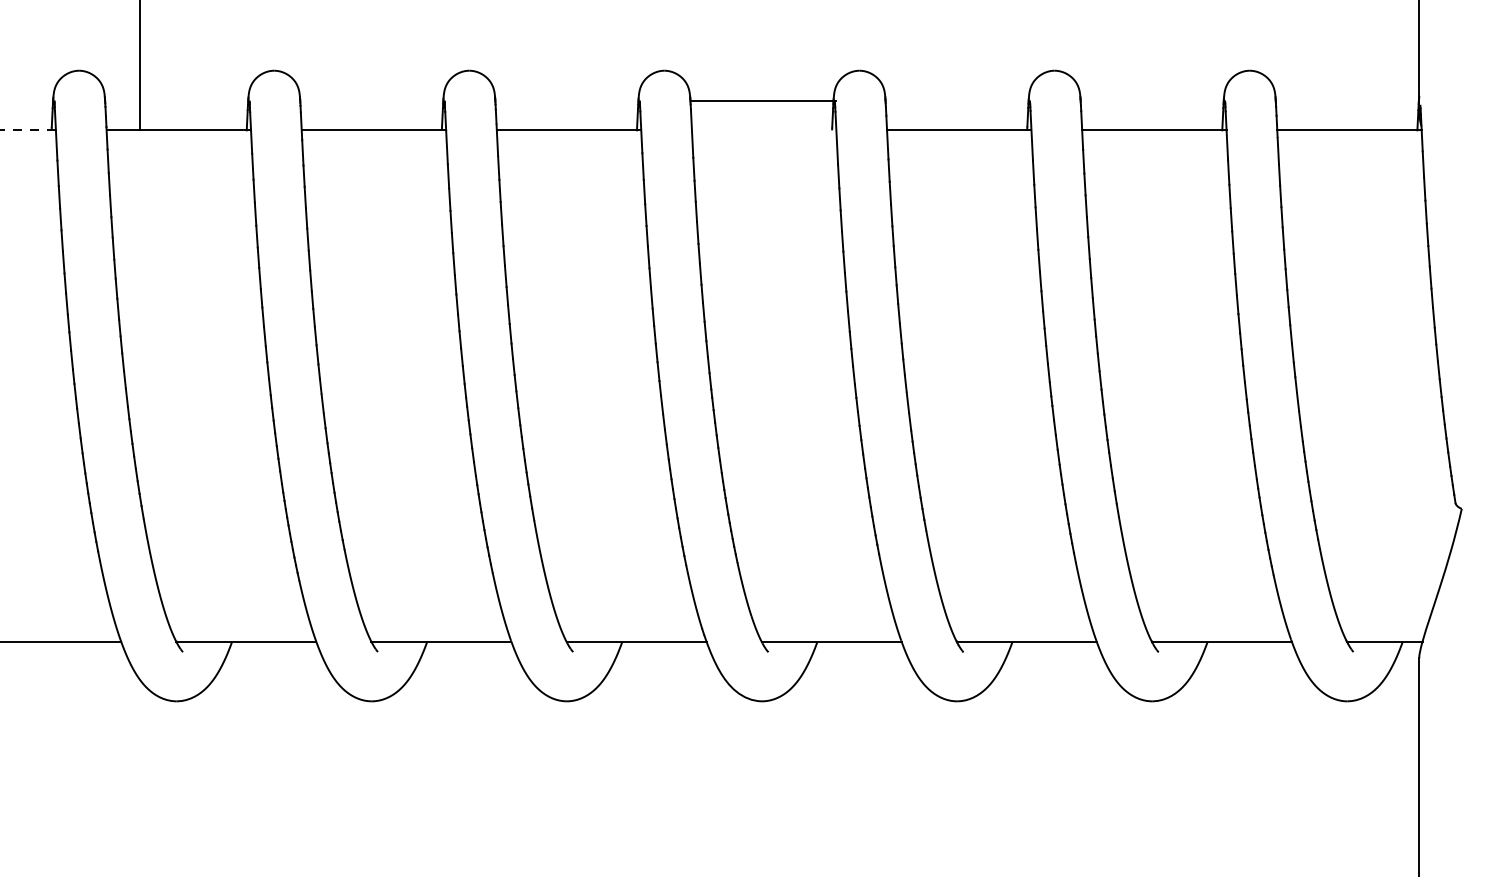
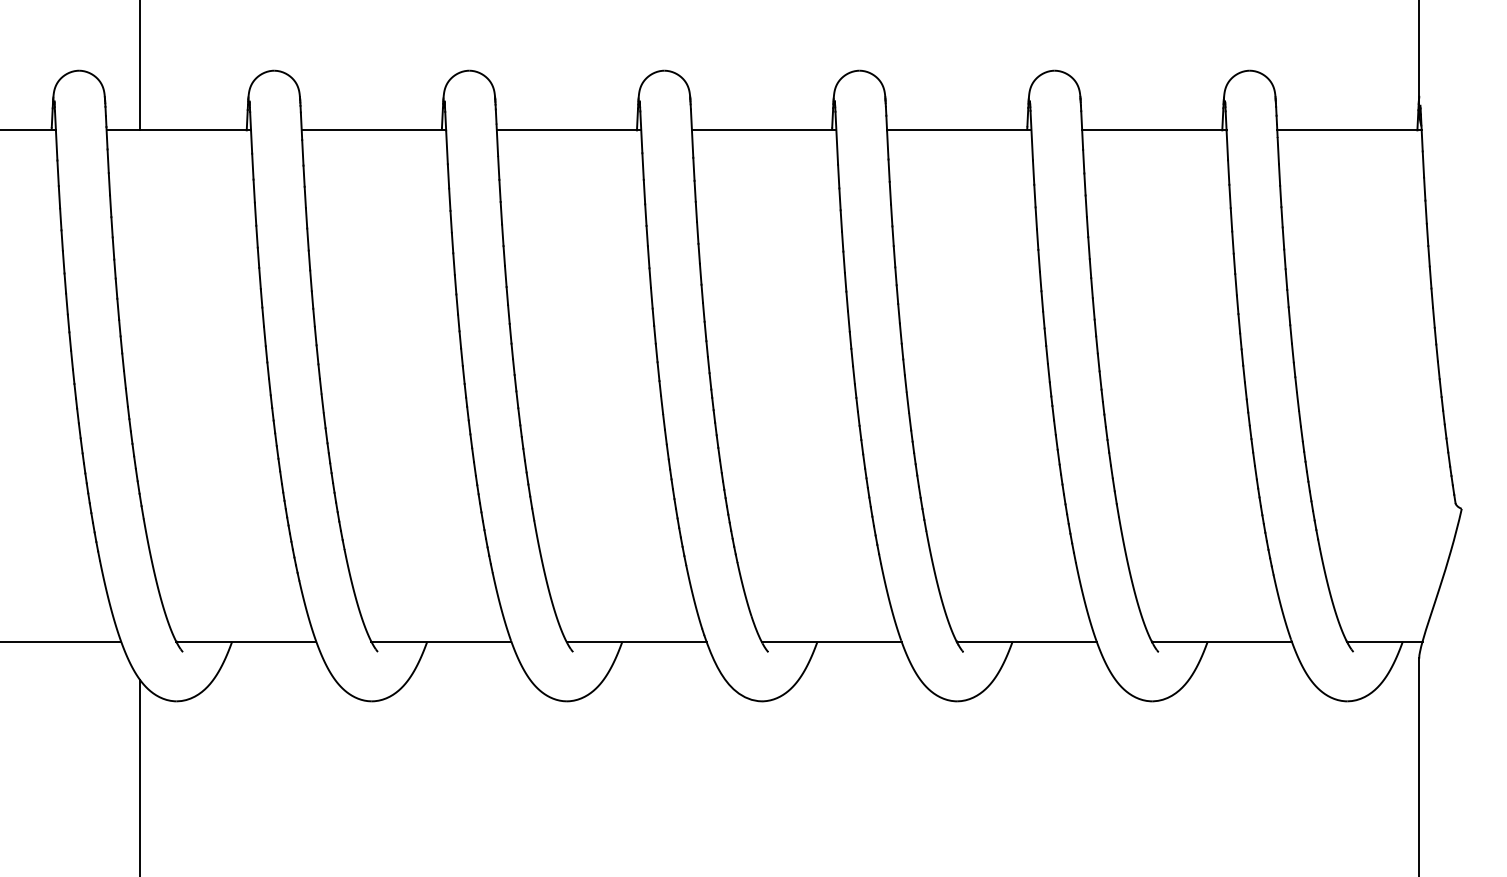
line position: (763, 101) -> (763, 130) (763, 130)
line: dashed -> solid (28, 130)
line: none -> present (140, 776)
